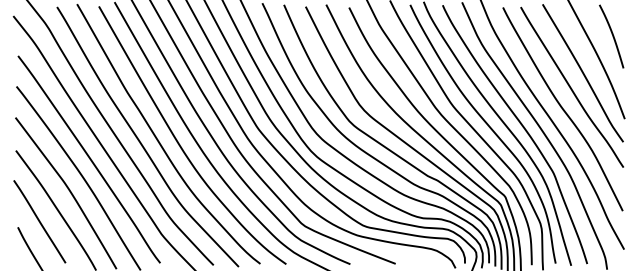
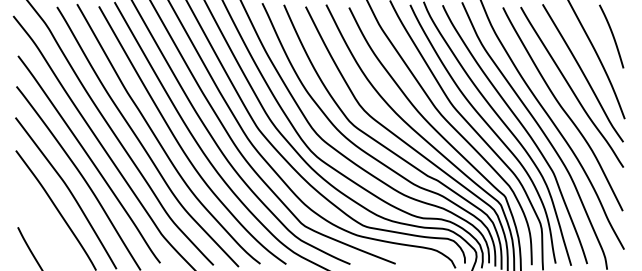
line: present -> none (39, 221)
